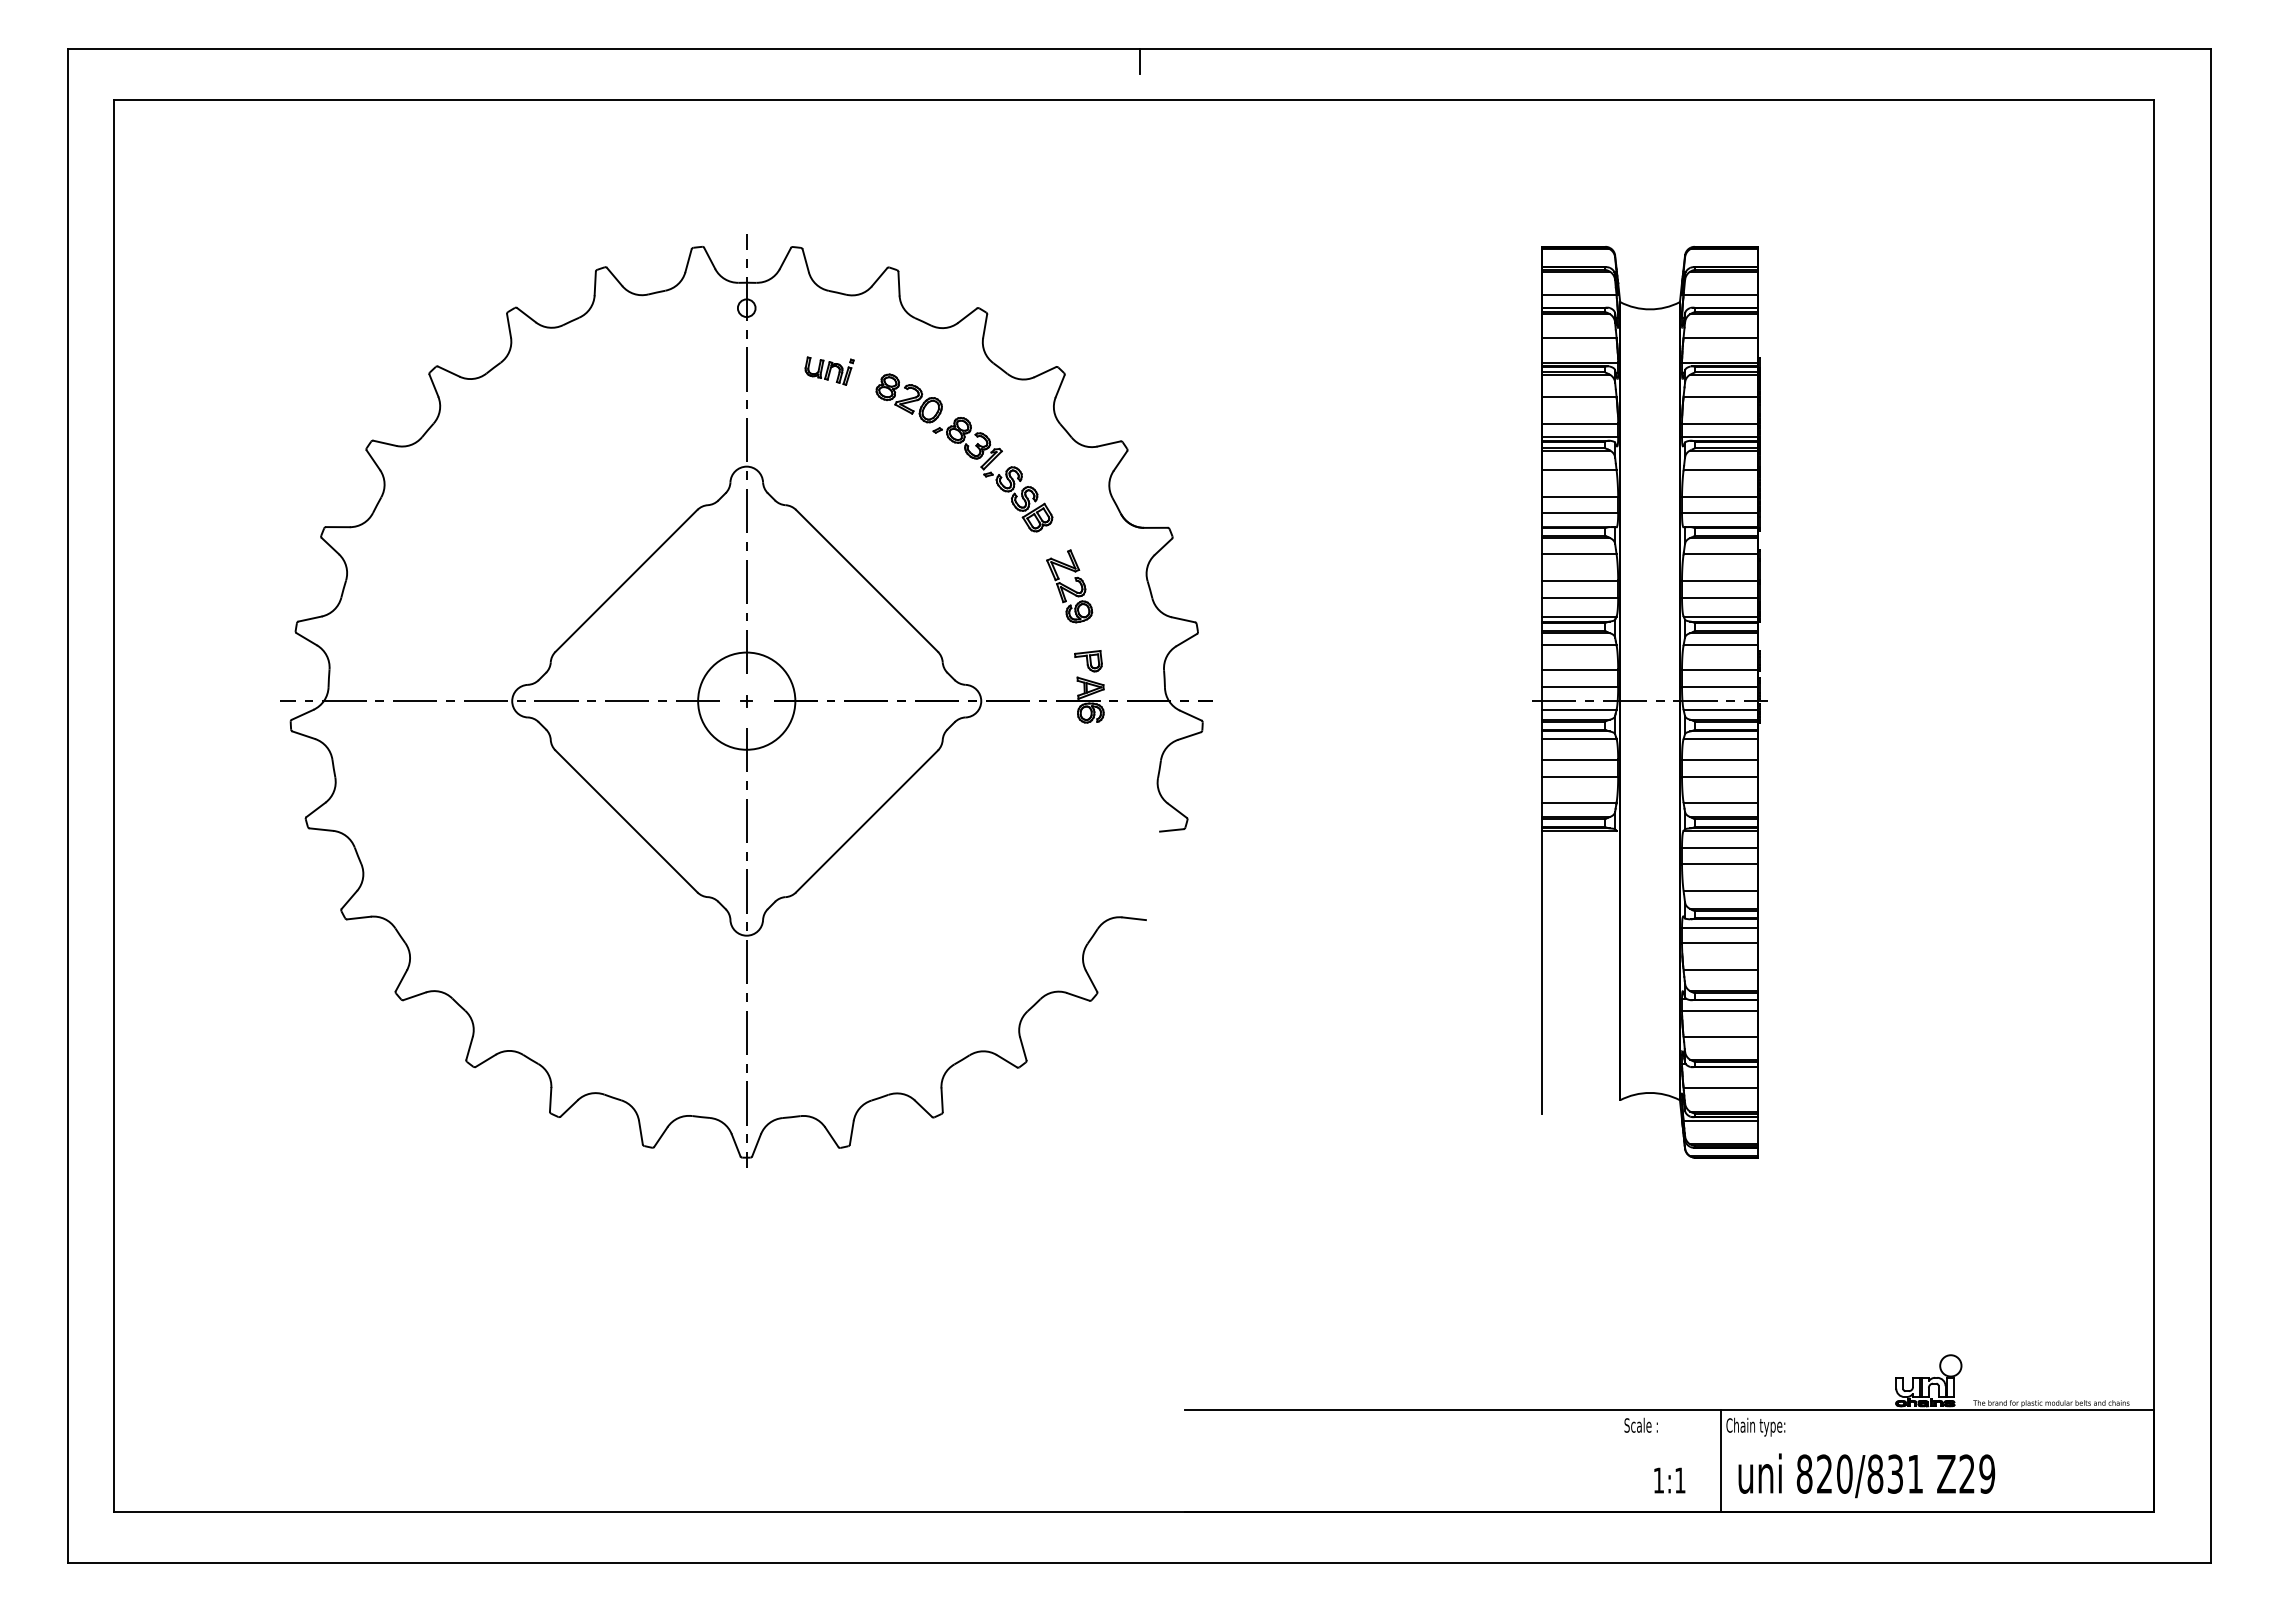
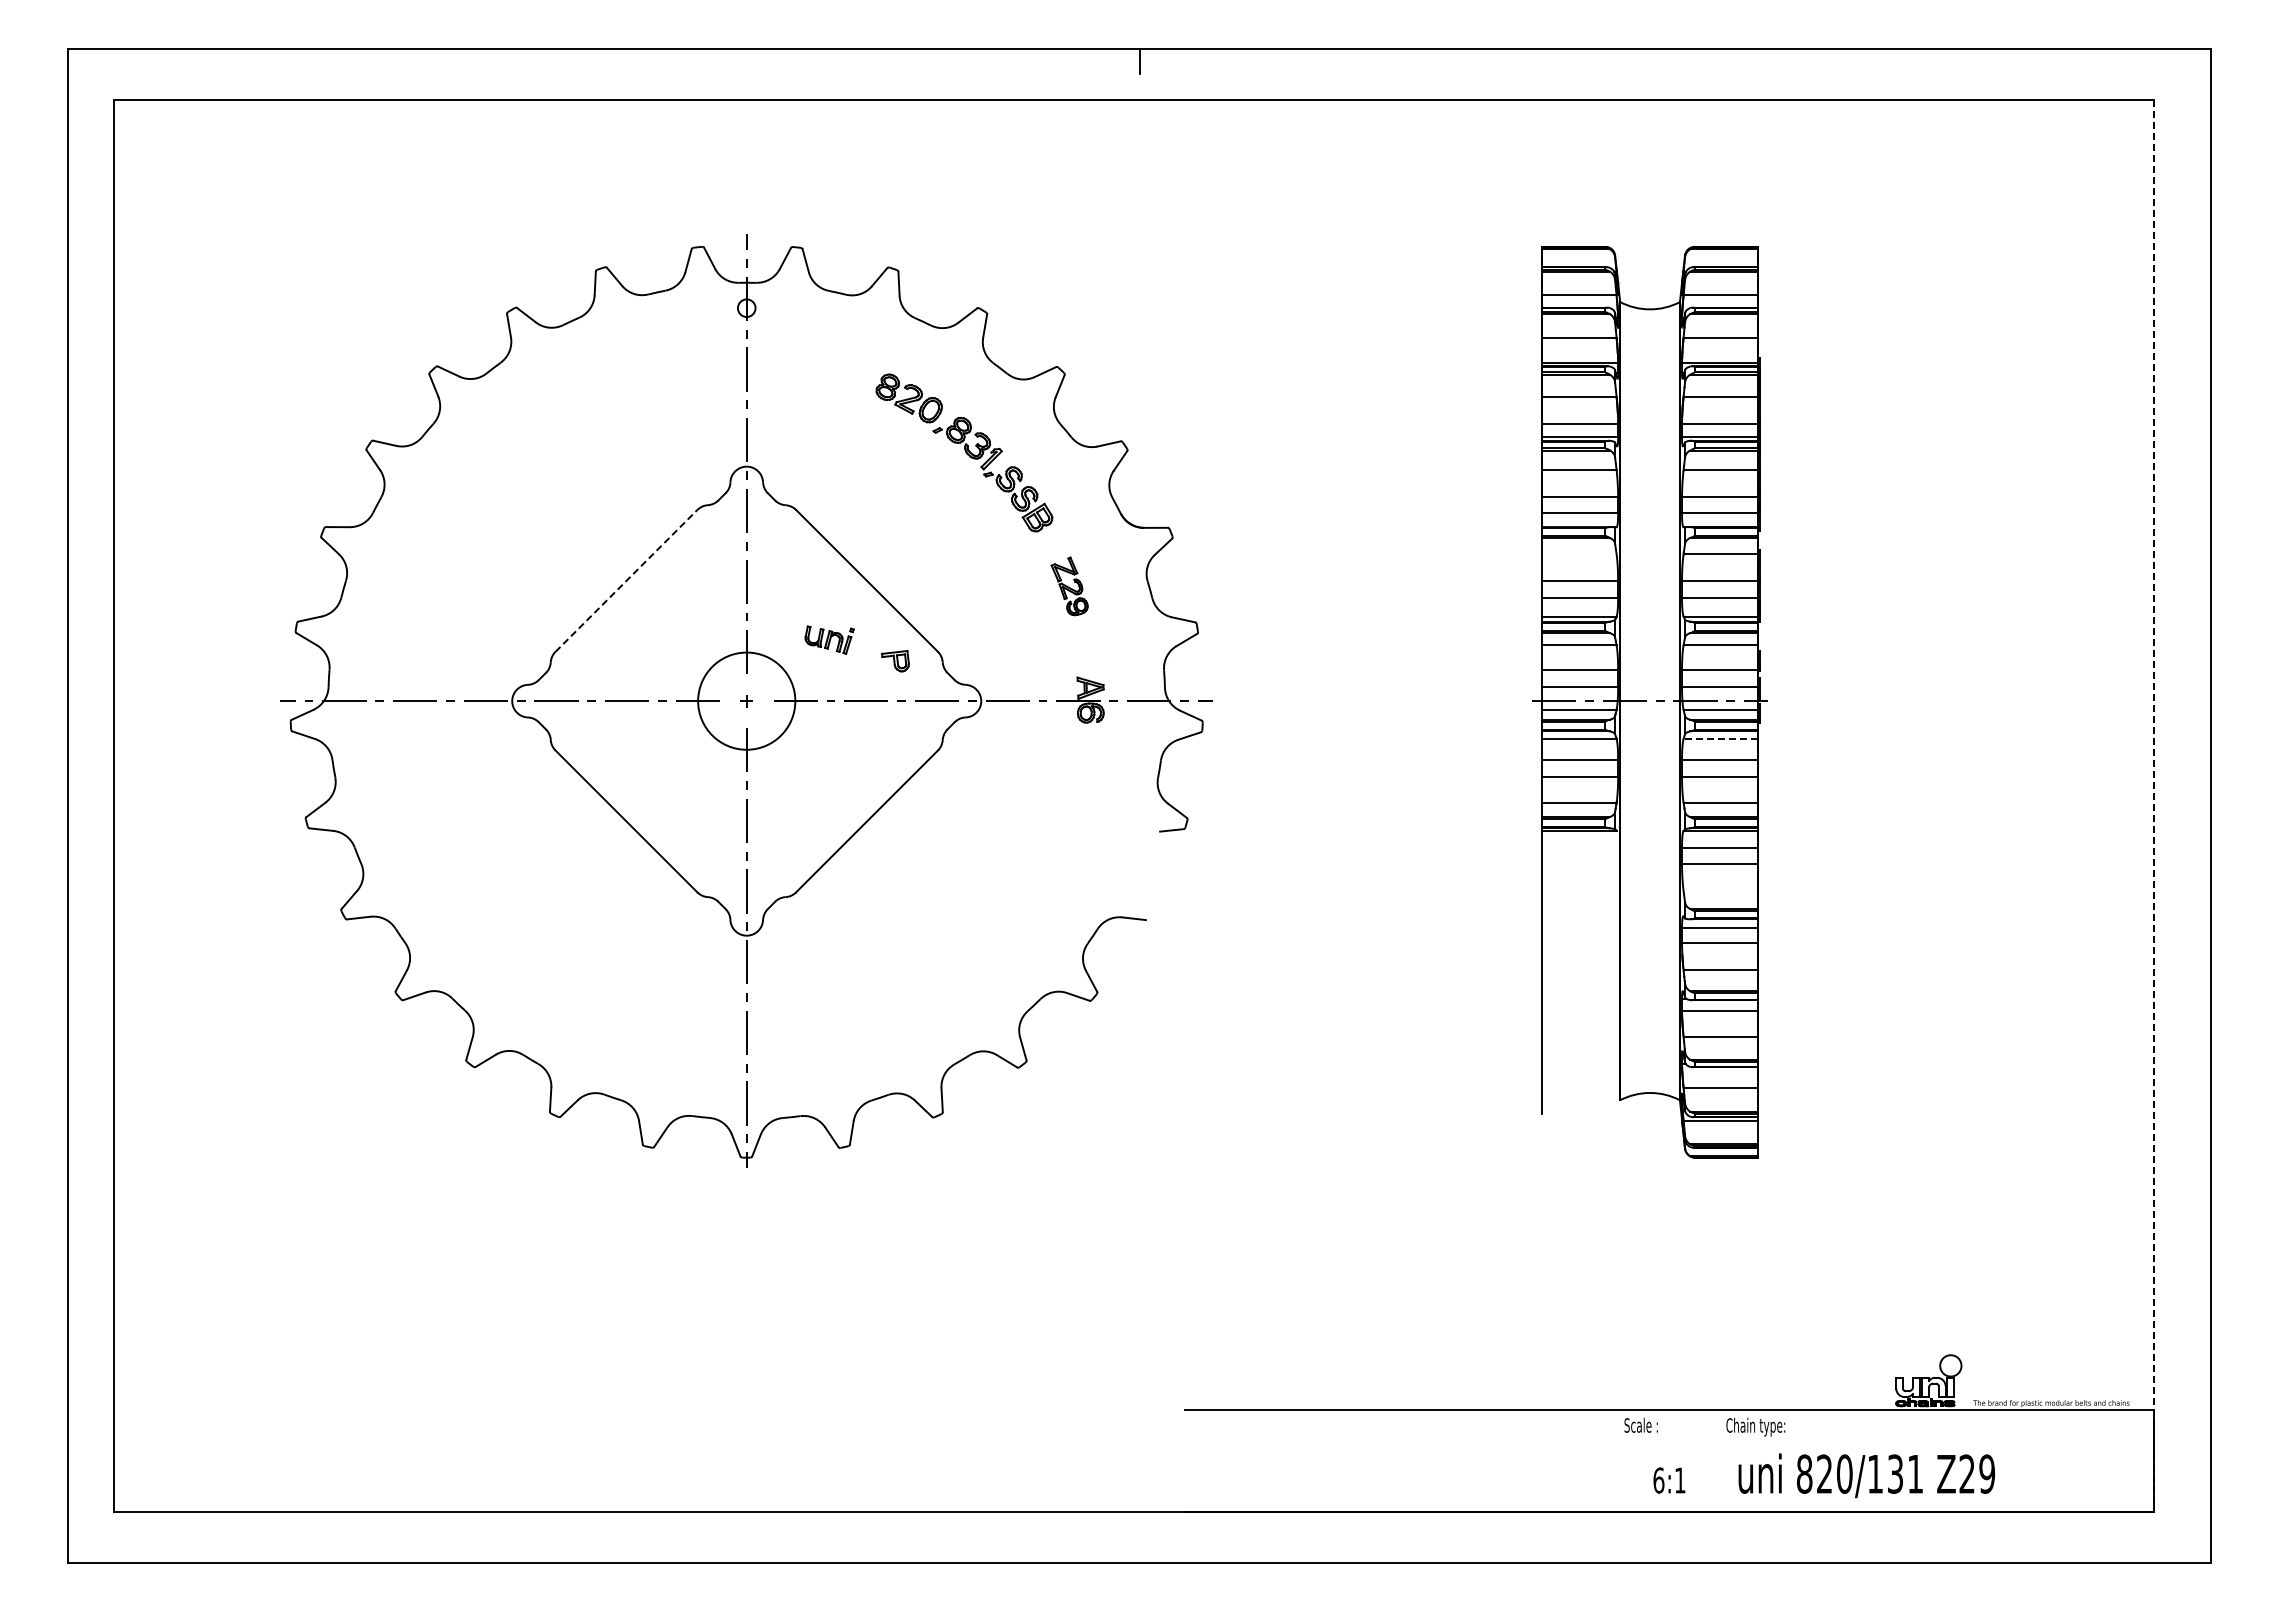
part position: (829, 370) -> (829, 639) (829, 639)
line: present -> none (1579, 554)
line: solid -> dashed (626, 580)
part size: 48x75 px -> 39x61 px (1069, 586)
part position: (1088, 661) -> (895, 661) (895, 661)
line: solid -> dashed (1720, 738)
line: solid -> dashed (2154, 806)
line: present -> none (1720, 890)
line: present -> none (1720, 1461)
text: 820/831 -> 820/131 (1875, 1473)
text: 1:1 -> 6:1 (1658, 1480)
